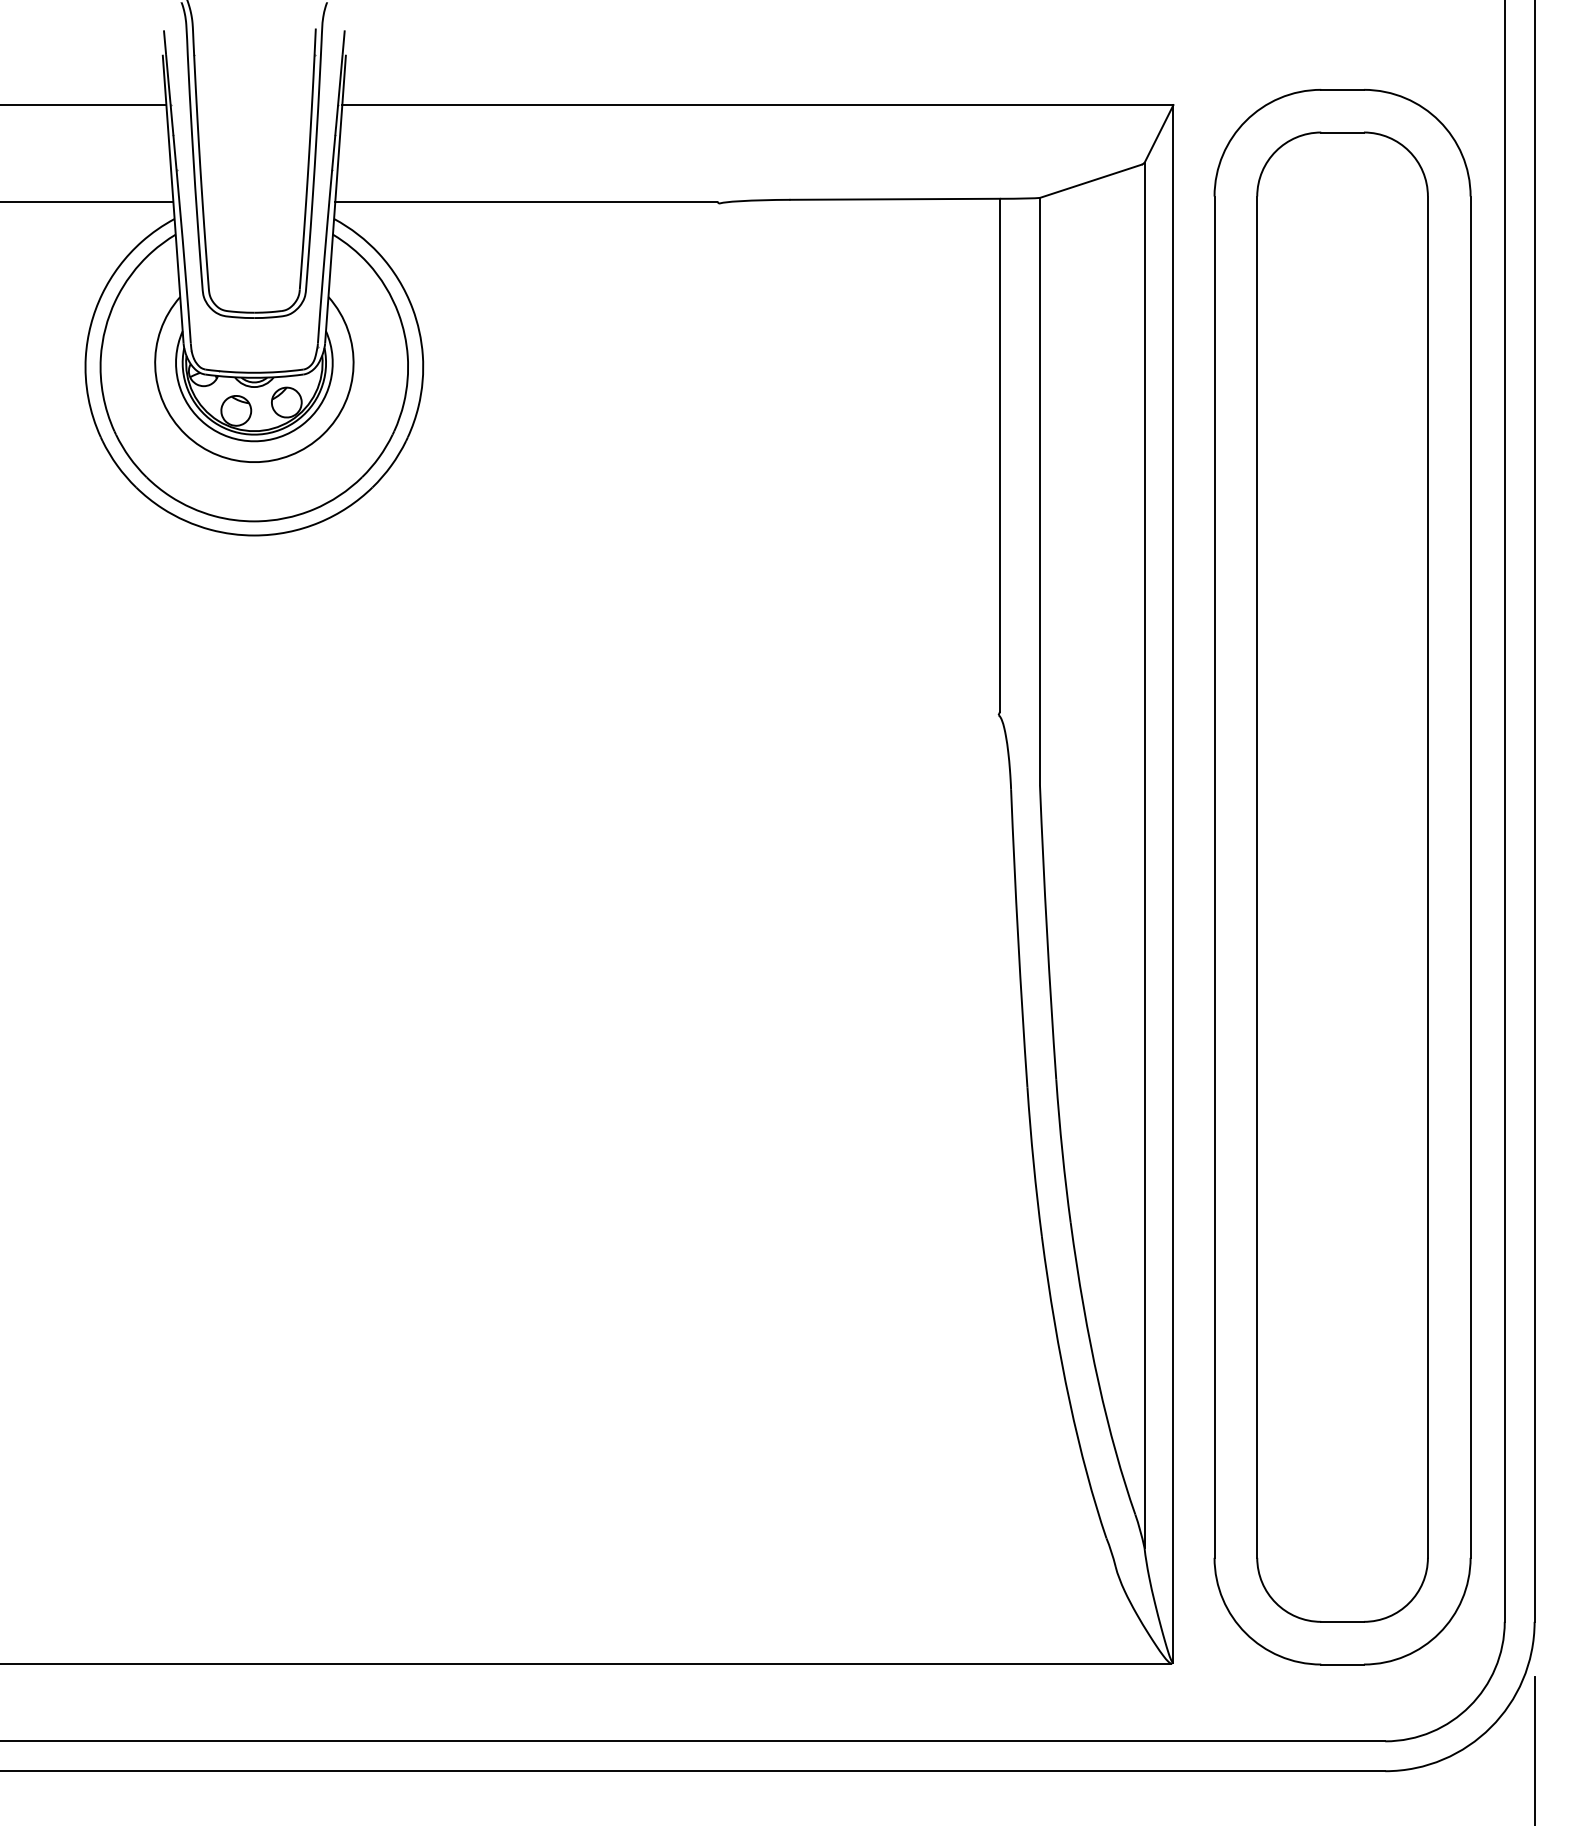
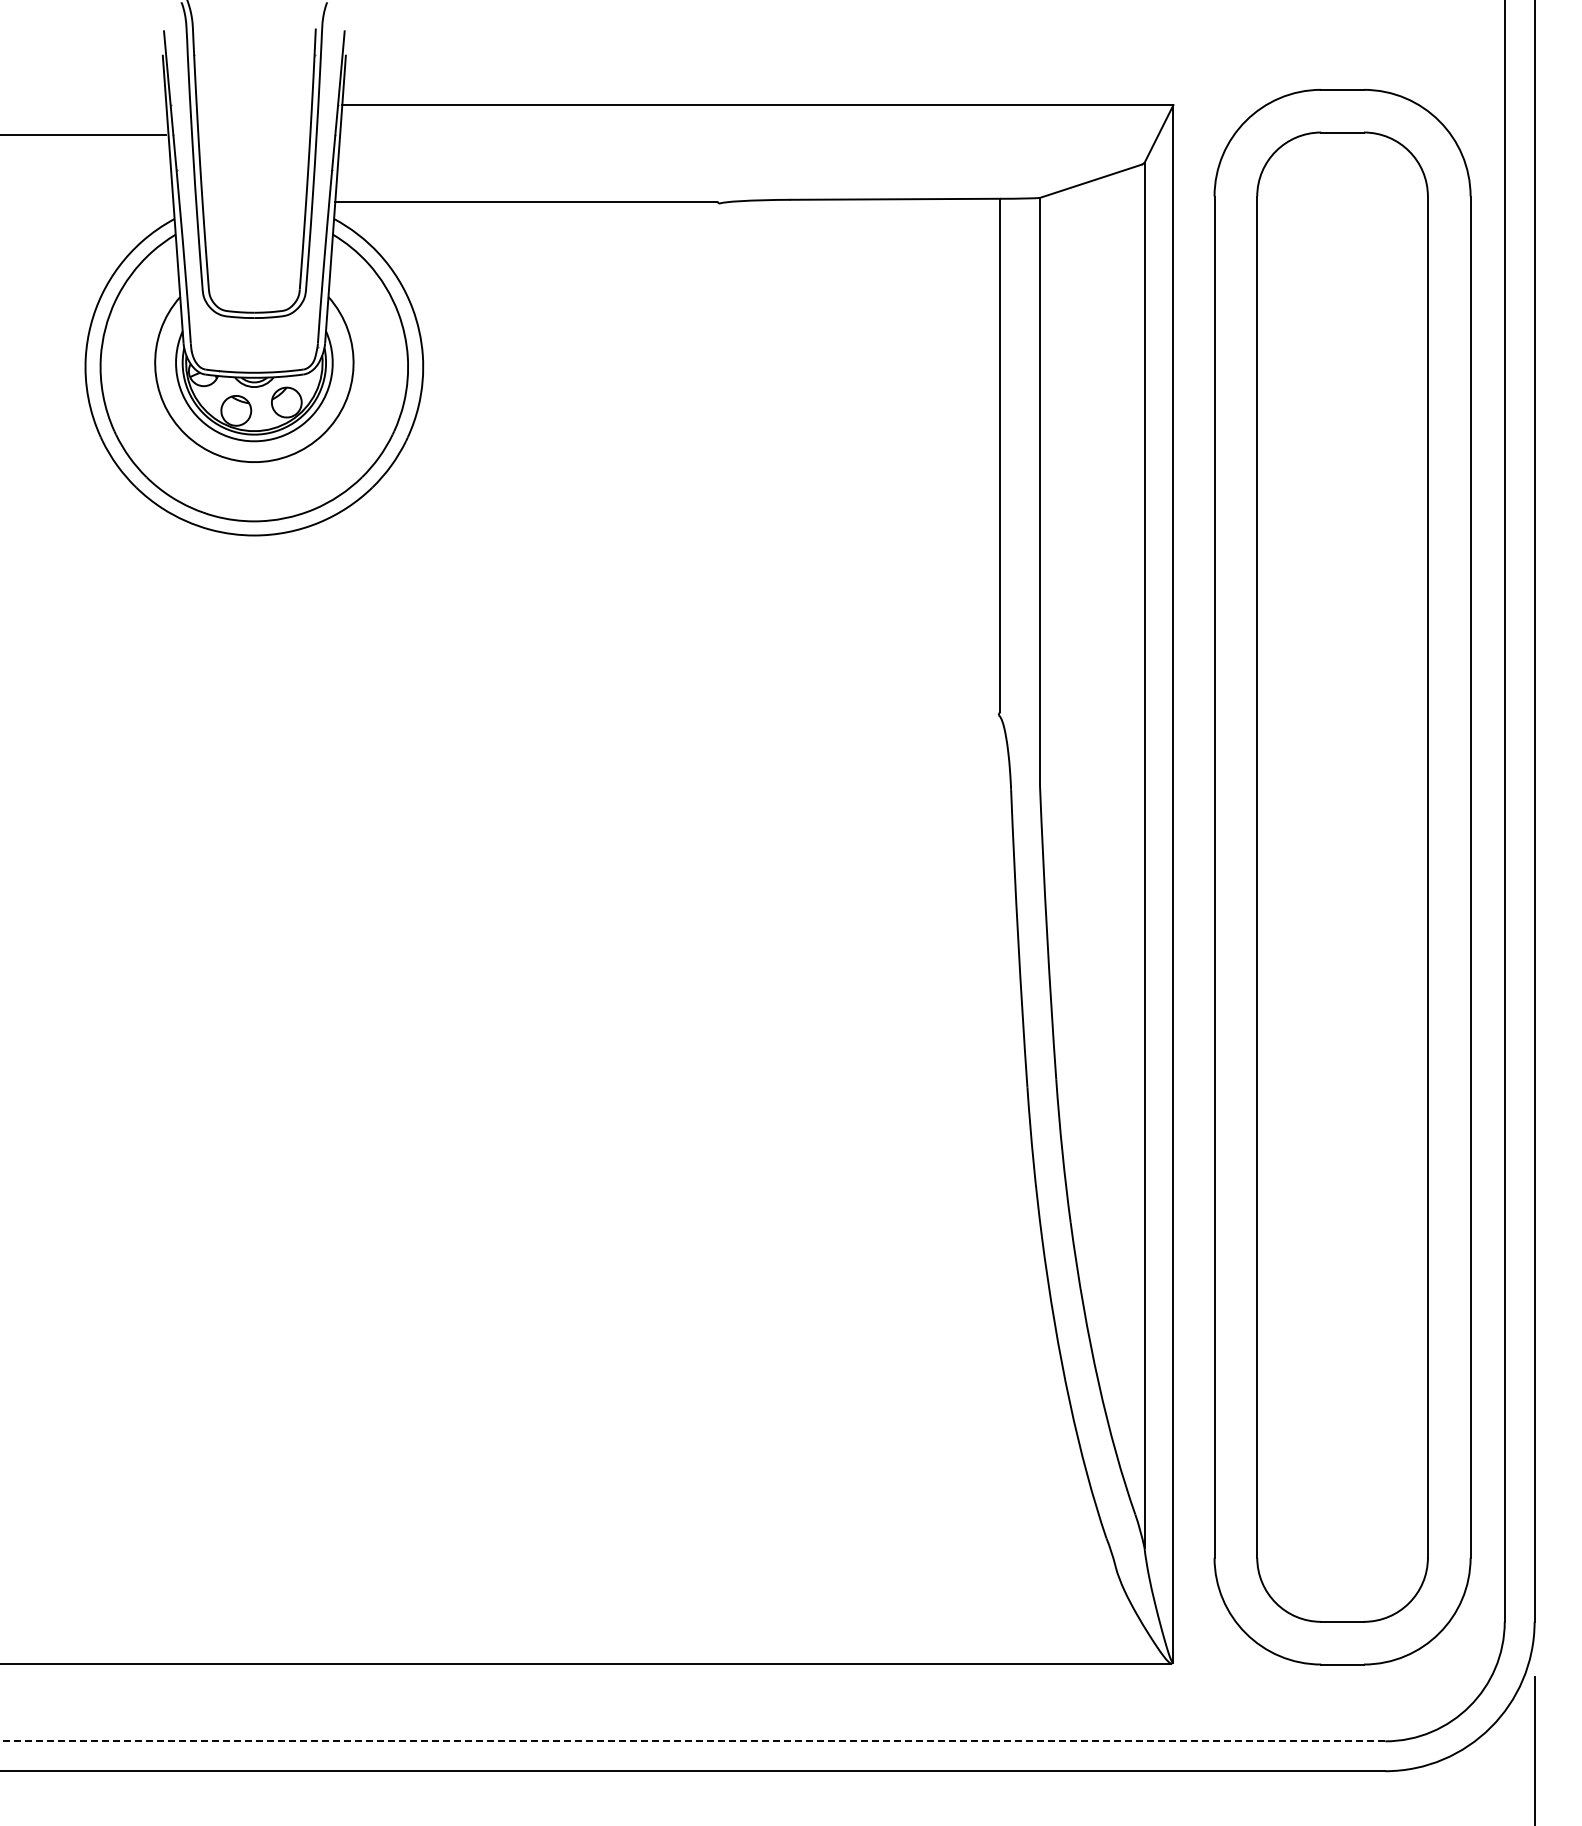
line position: (84, 105) -> (84, 135) (84, 135)
line: present -> none (87, 201)
line: solid -> dashed (692, 1741)
